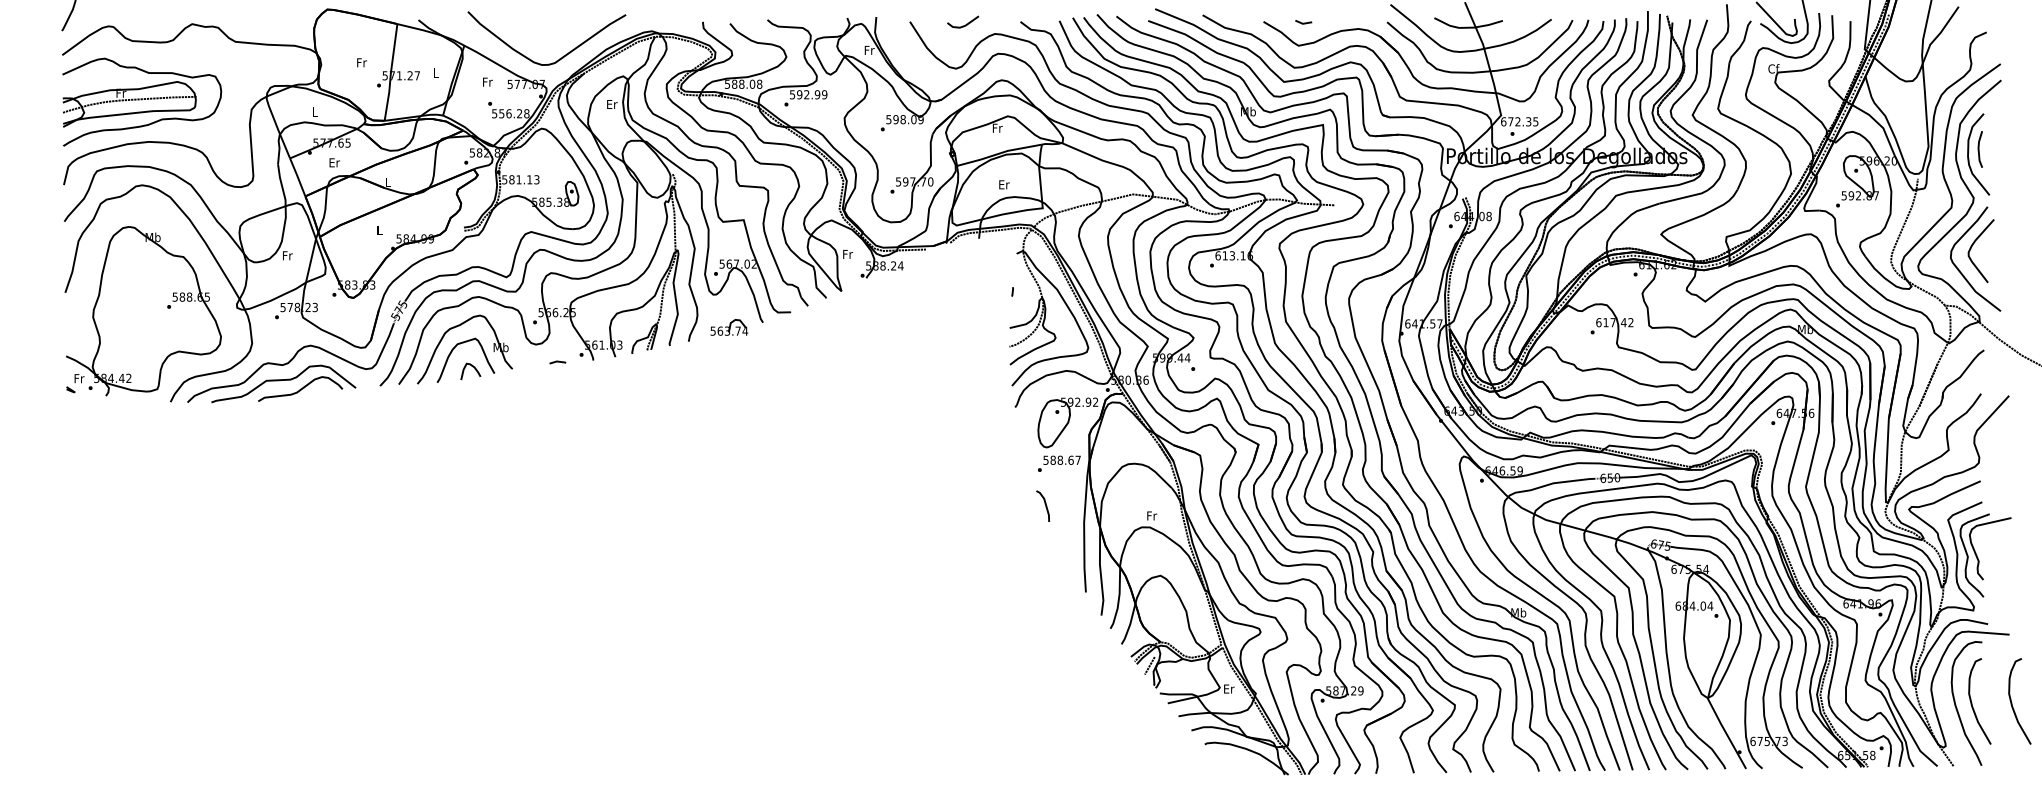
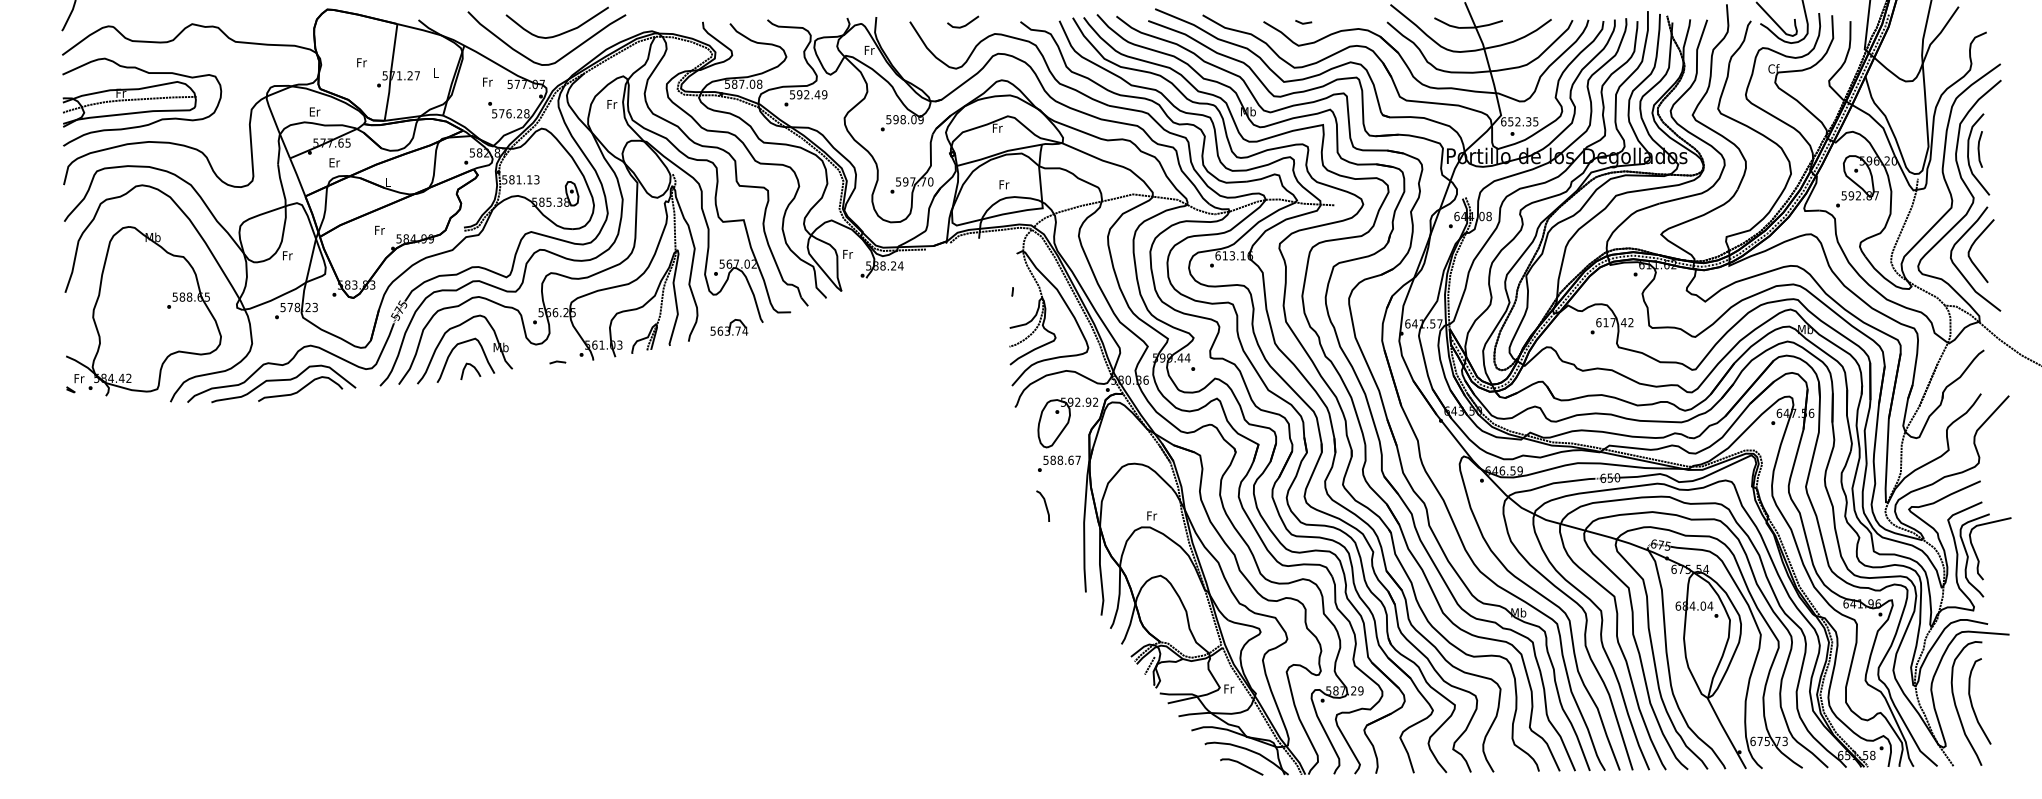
curve: none -> present (559, 33)
text: 588.08 -> 587.08 (741, 83)
text: 592.99 -> 592.49 (817, 94)
text: Er -> Fr (612, 104)
text: L -> Er (314, 111)
text: 556.28 -> 576.28 (501, 113)
text: 672.35 -> 652.35 (1510, 121)
text: Er -> Fr (1004, 184)
text: L -> Fr (379, 229)
text: Er -> Fr (1229, 688)
curve: present -> none (2012, 702)
curve: none -> present (1242, 765)
